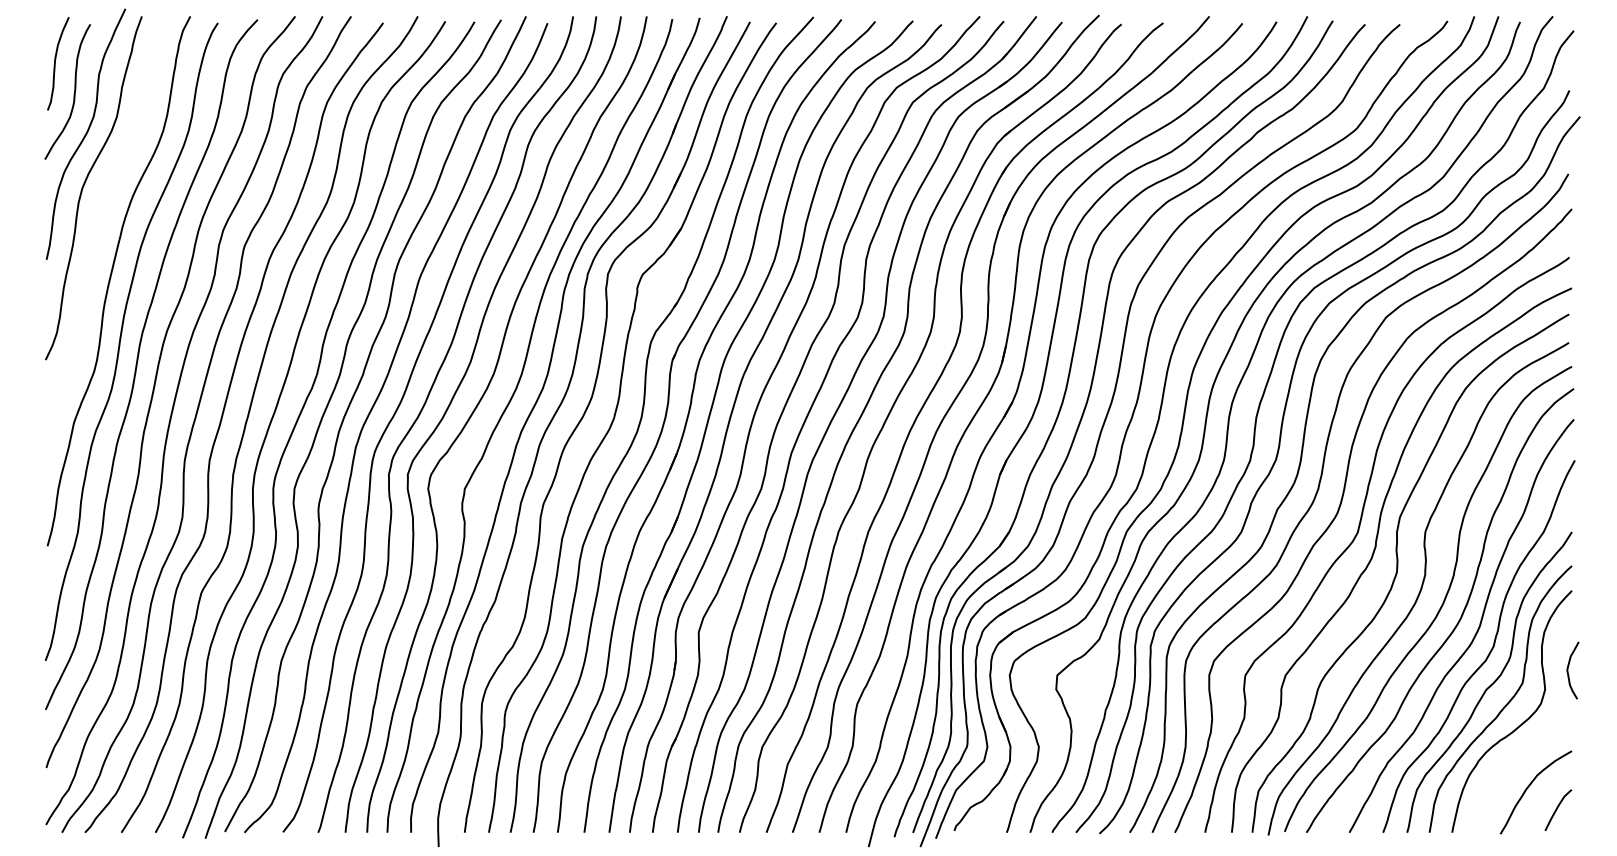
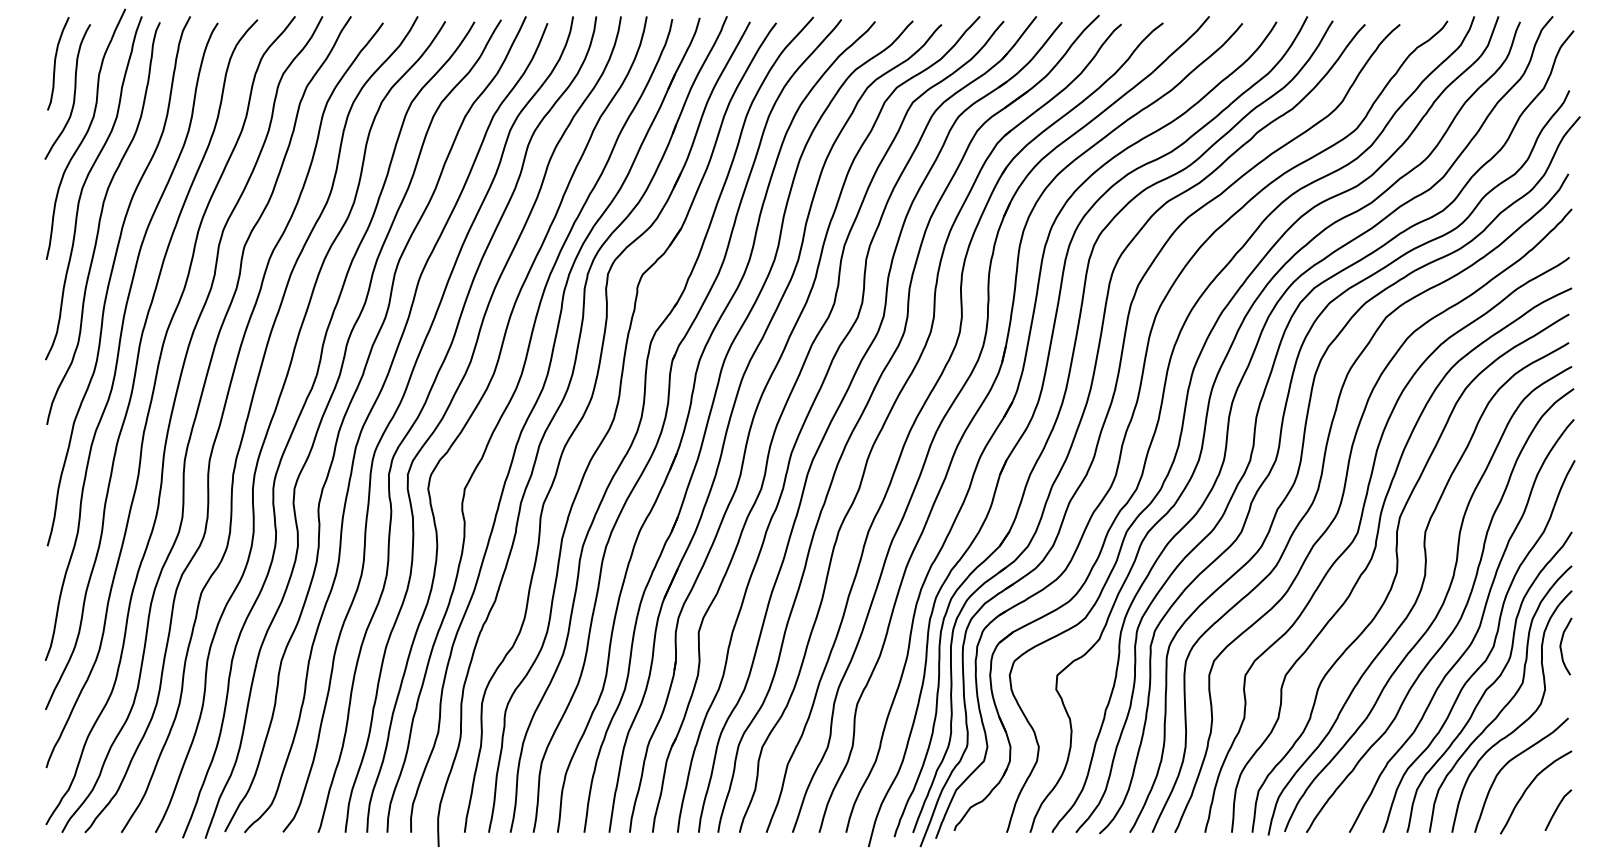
curve: none -> present (100, 223)
curve position: (1568, 670) -> (1561, 646) (1561, 646)
curve: none -> present (1512, 760)
